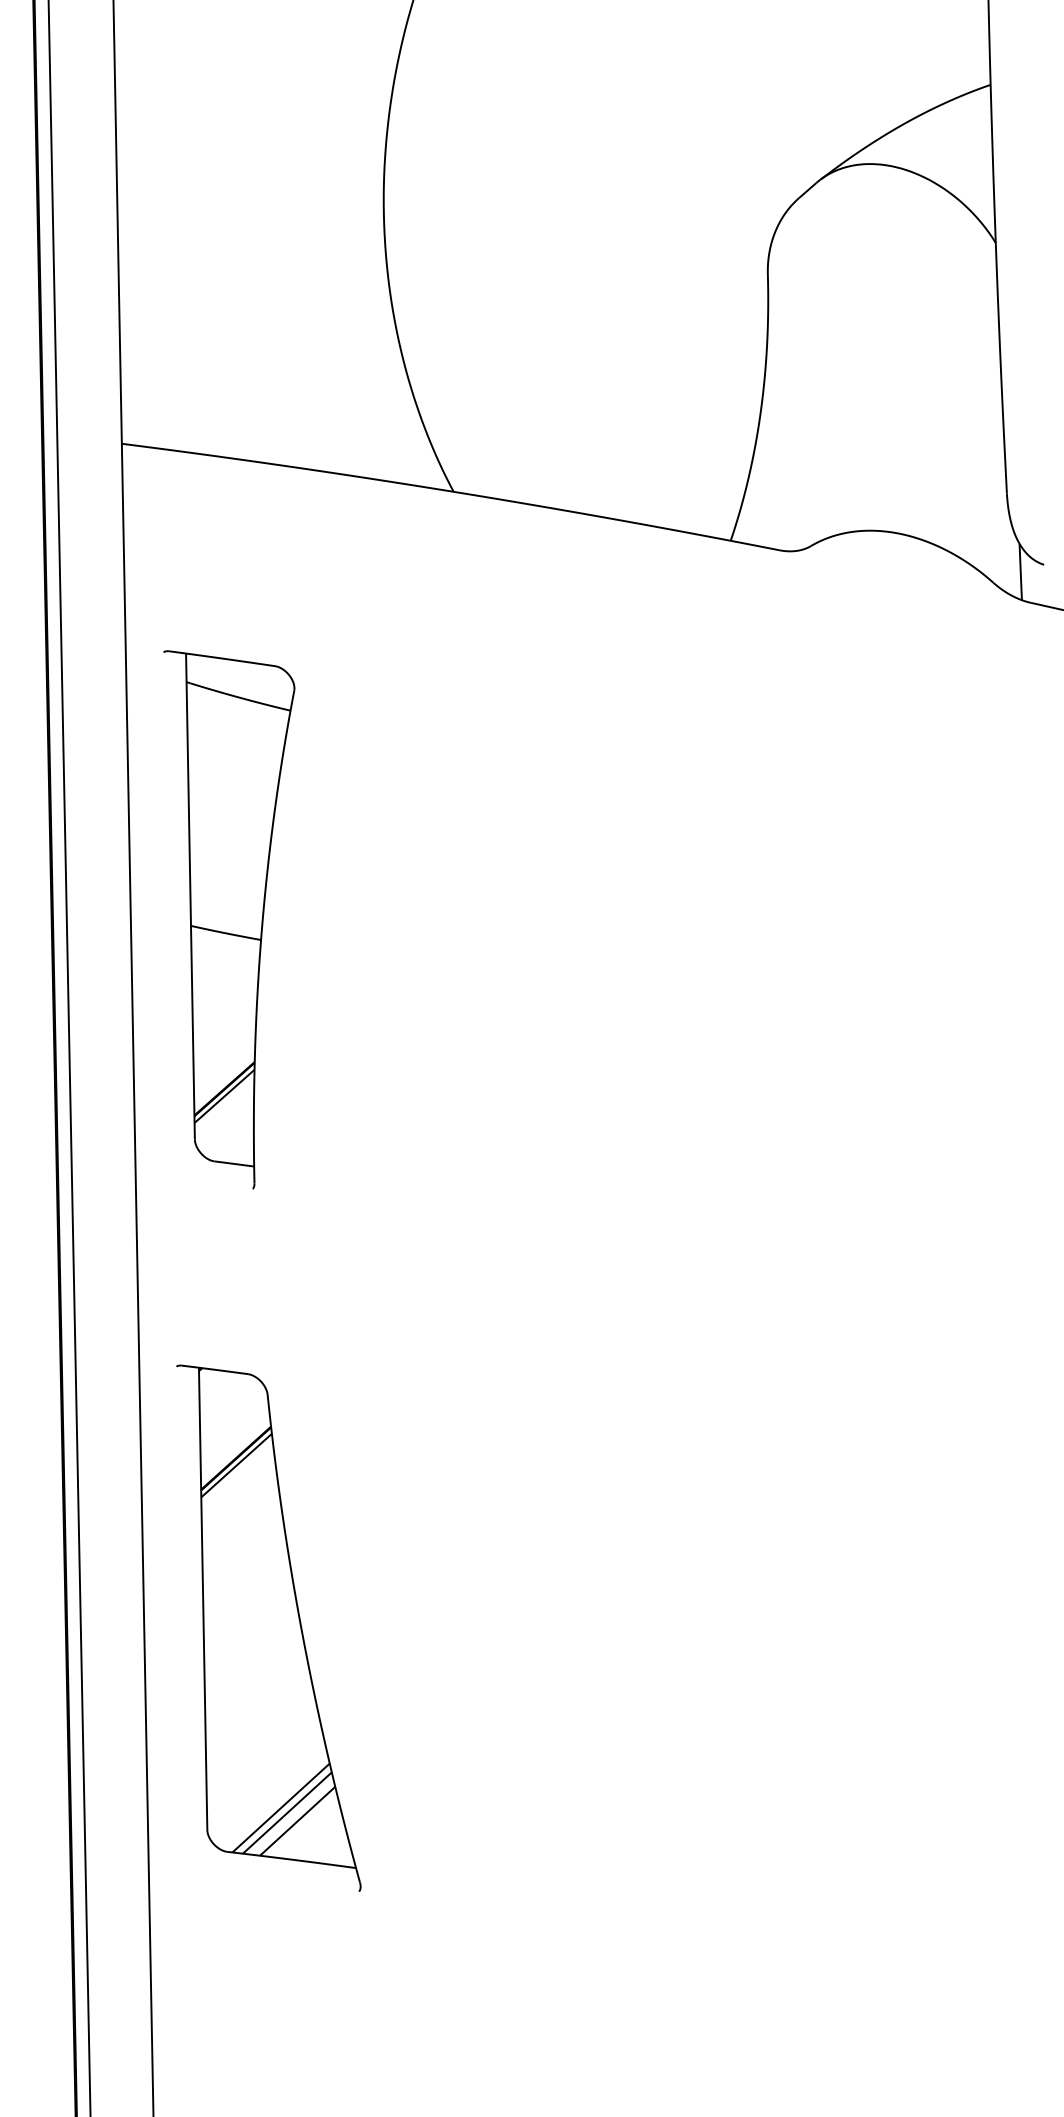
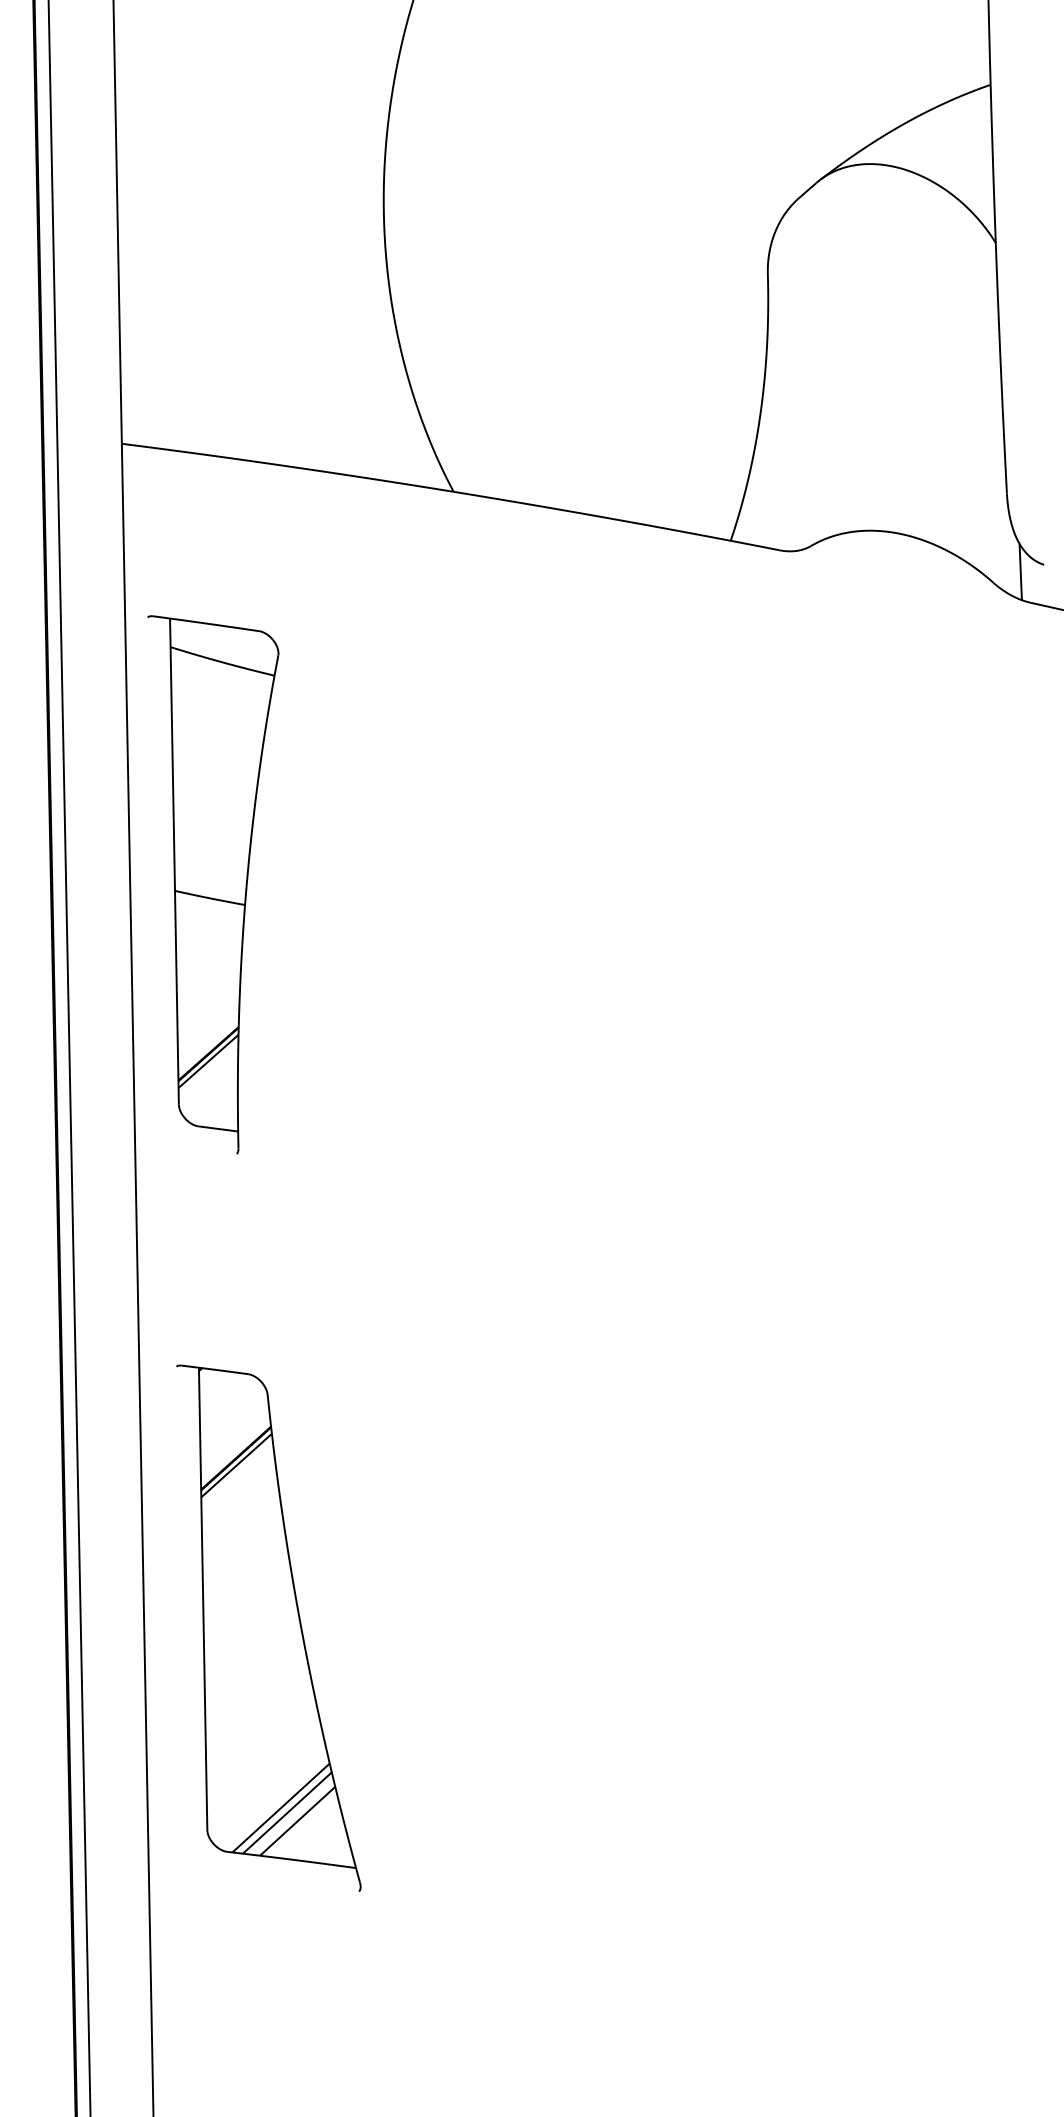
part position: (229, 919) -> (213, 884) (213, 884)
